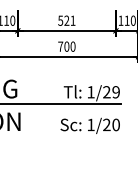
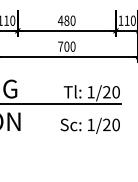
text: 521 -> 480 (66, 20)
text: 1/29 -> 1/20 (115, 92)
